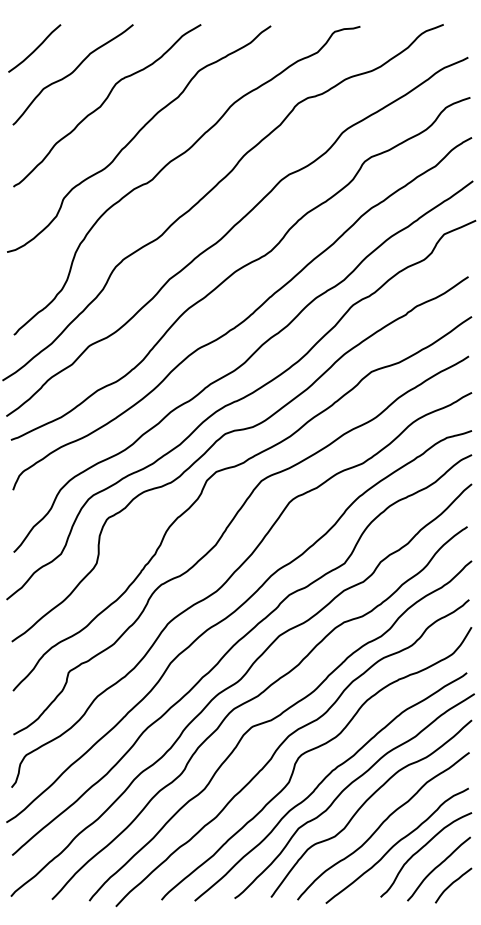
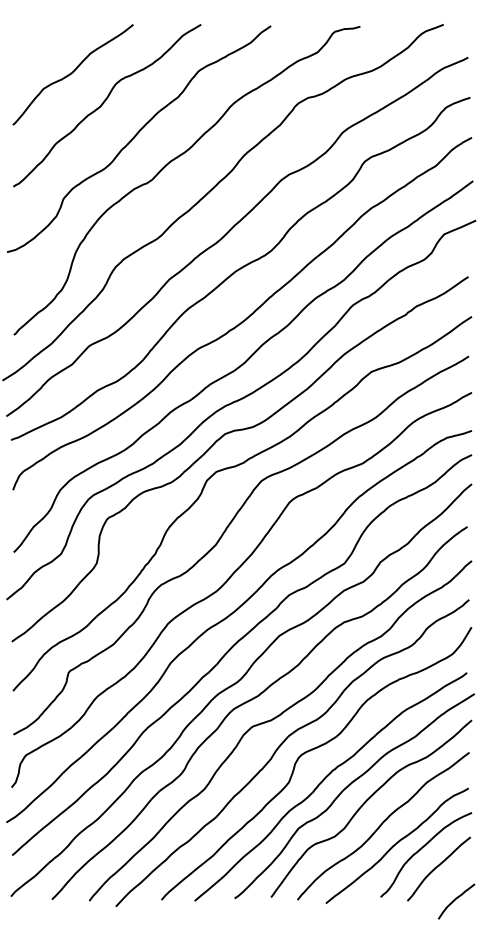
curve: present -> none (35, 48)
curve position: (452, 884) -> (455, 900) (455, 900)
